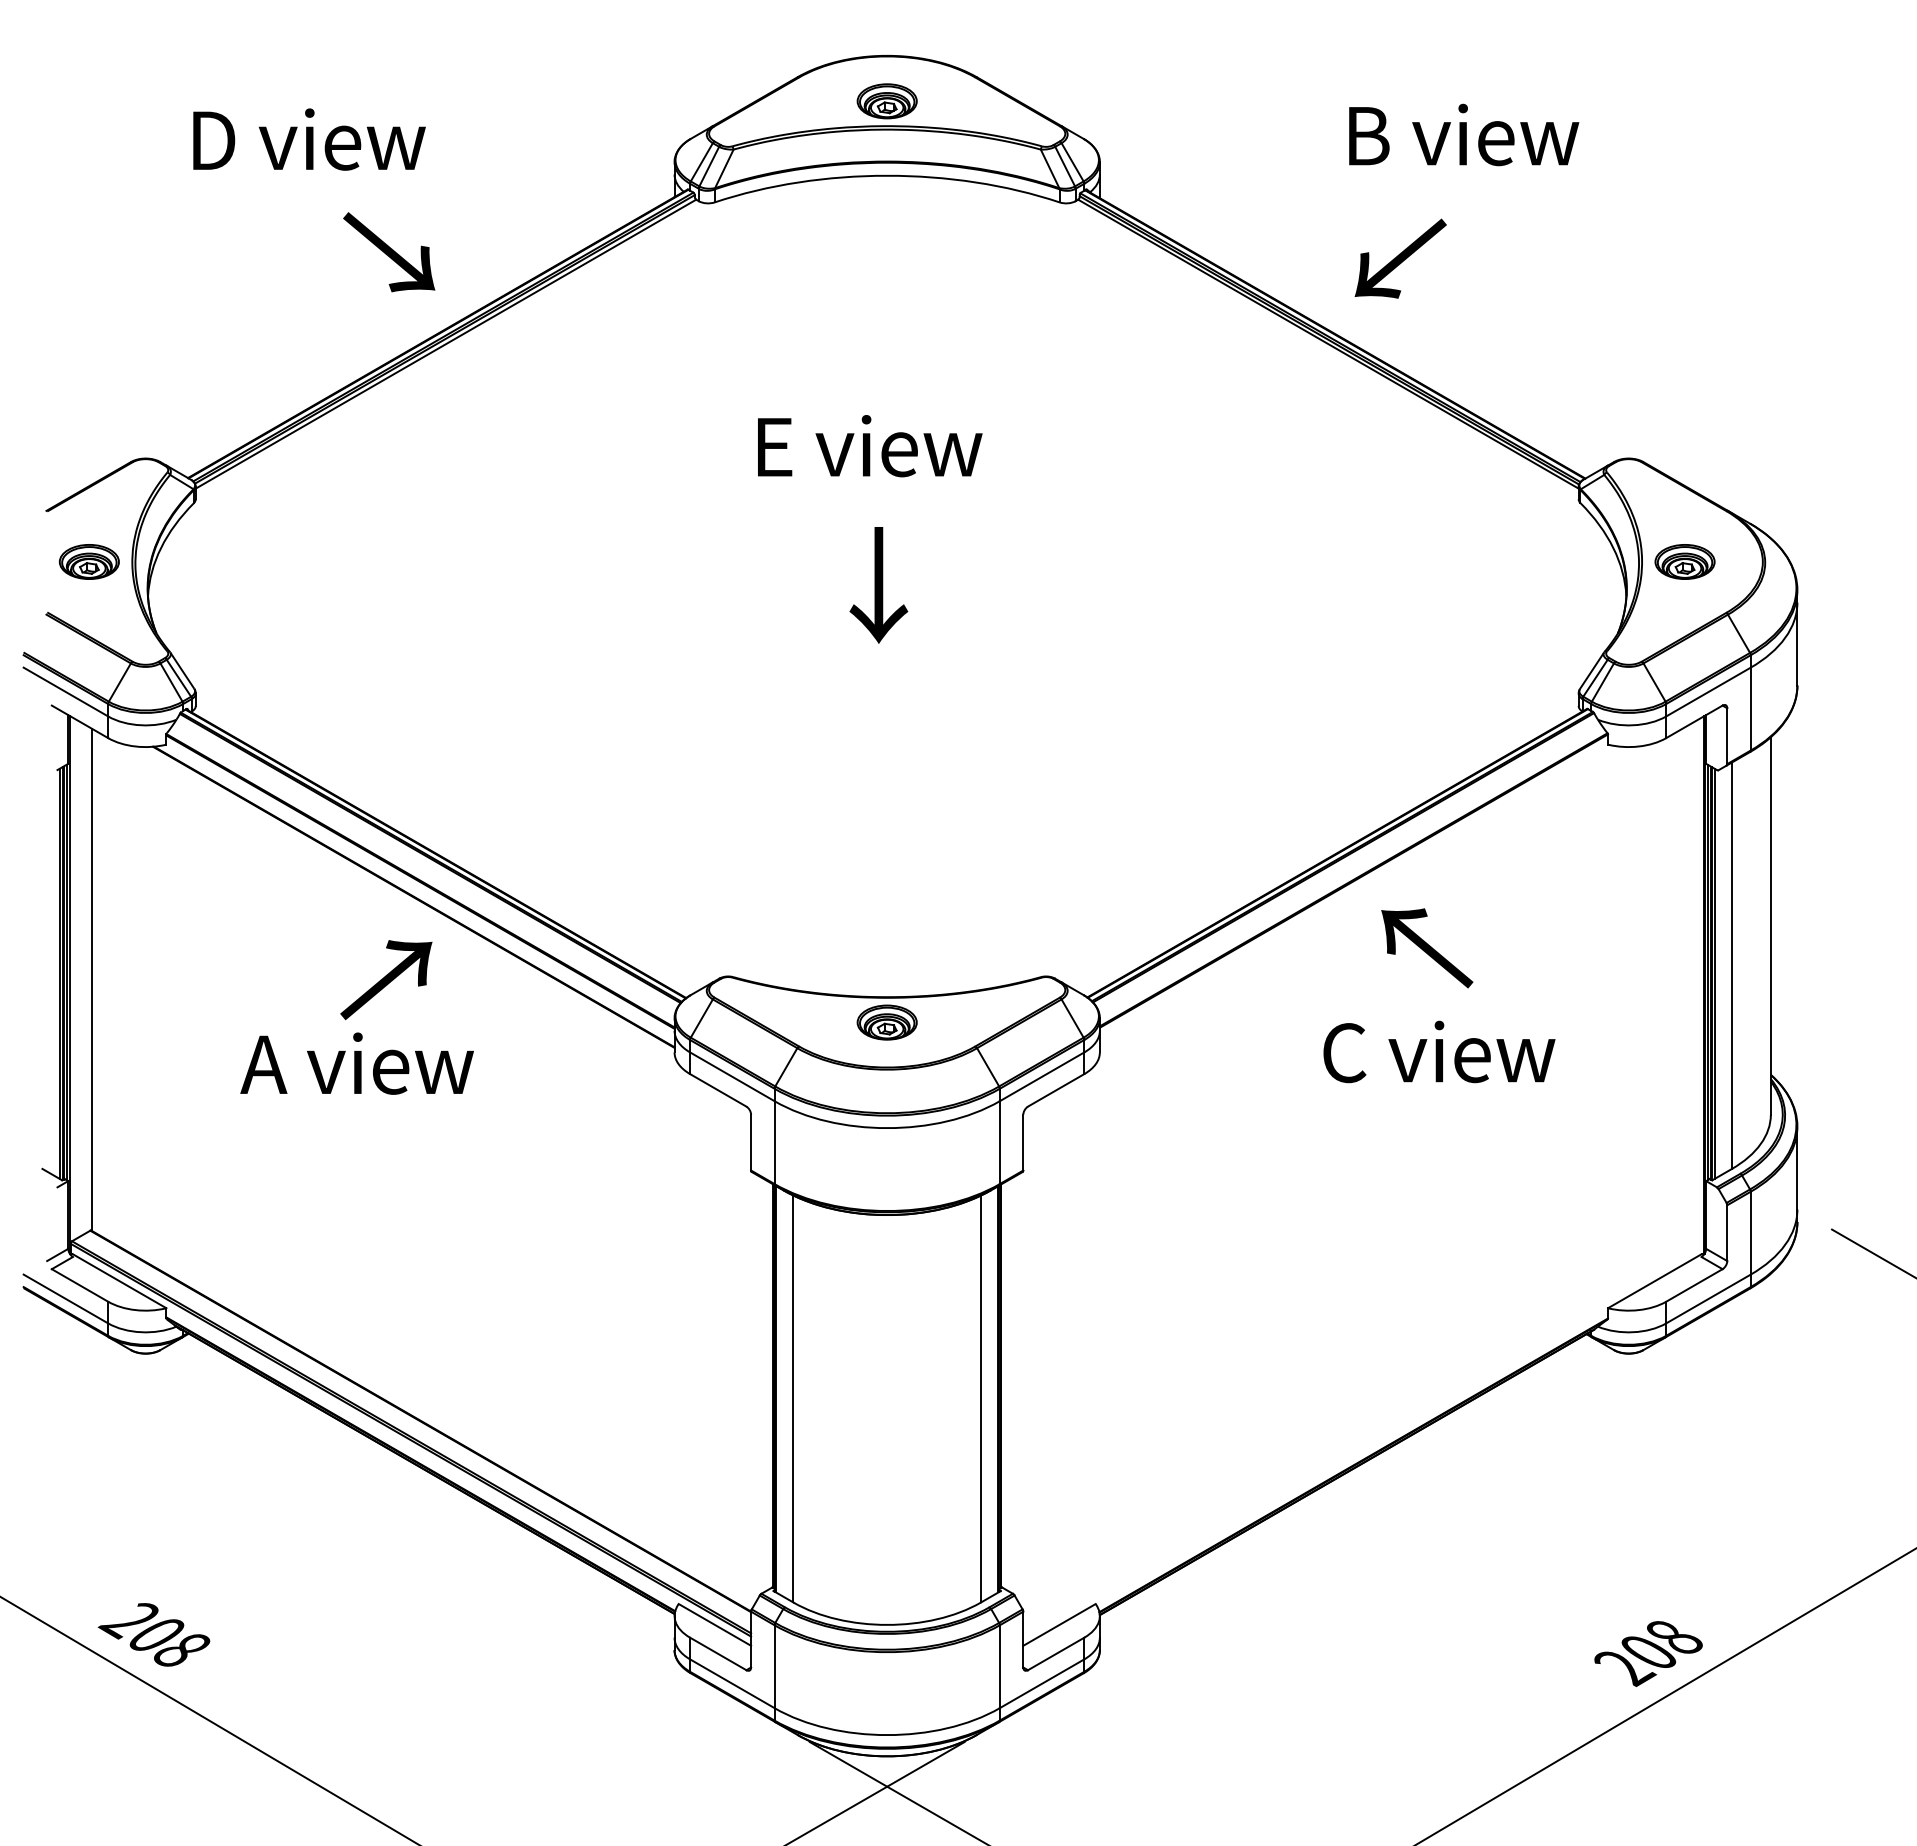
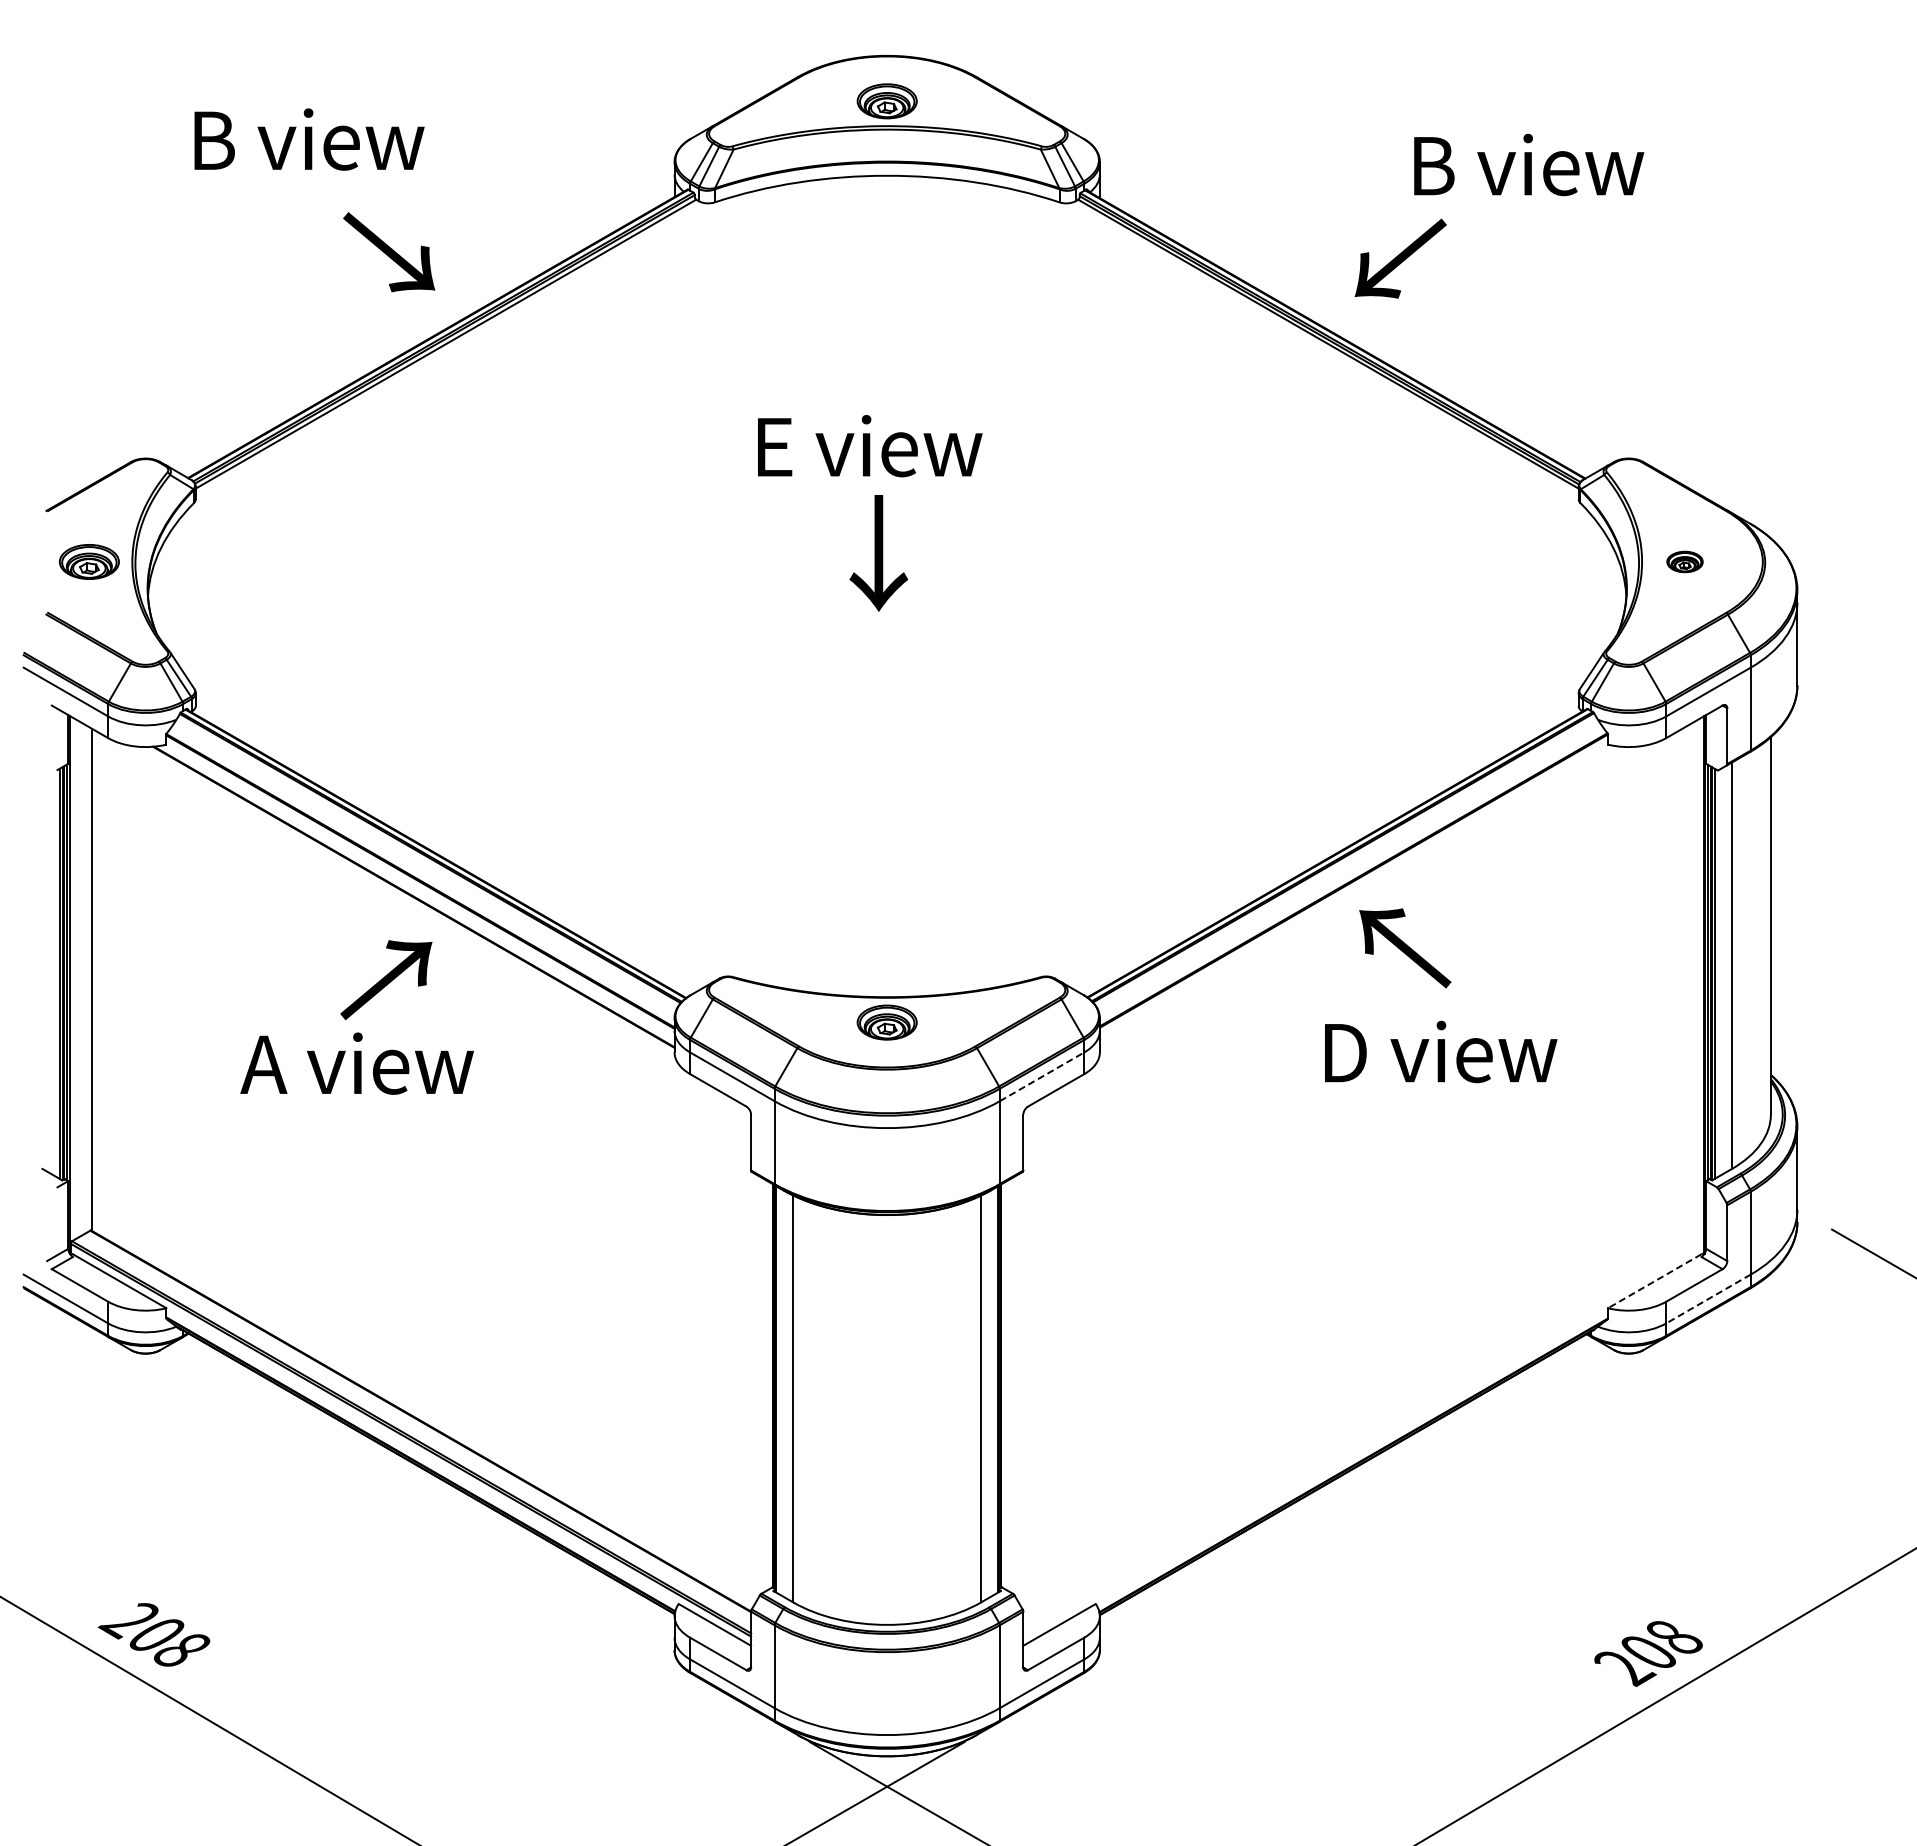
text position: (1464, 134) -> (1529, 164) (1529, 164)
text: D view -> B view (309, 139)
part size: 62x36 px -> 38x24 px (1684, 561)
text position: (878, 585) -> (878, 553) (878, 553)
text position: (1427, 948) -> (1405, 948) (1405, 948)
text: C view -> D view (1440, 1051)
line: solid -> dashed (1042, 1076)
line: solid -> dashed (1654, 1281)
line: solid -> dashed (1708, 1298)
